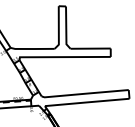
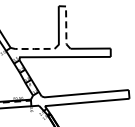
line: solid -> dashed (66, 29)
line: solid -> dashed (32, 49)
